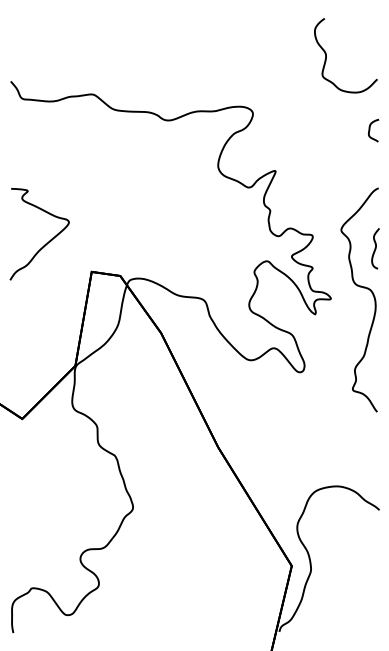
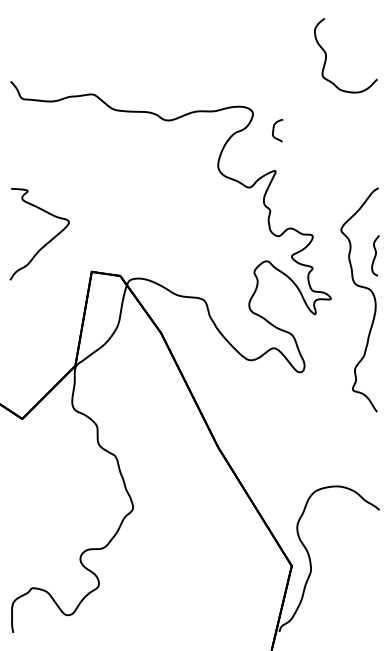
curve position: (370, 130) -> (274, 130) (274, 130)
curve position: (375, 248) -> (375, 255) (375, 255)
